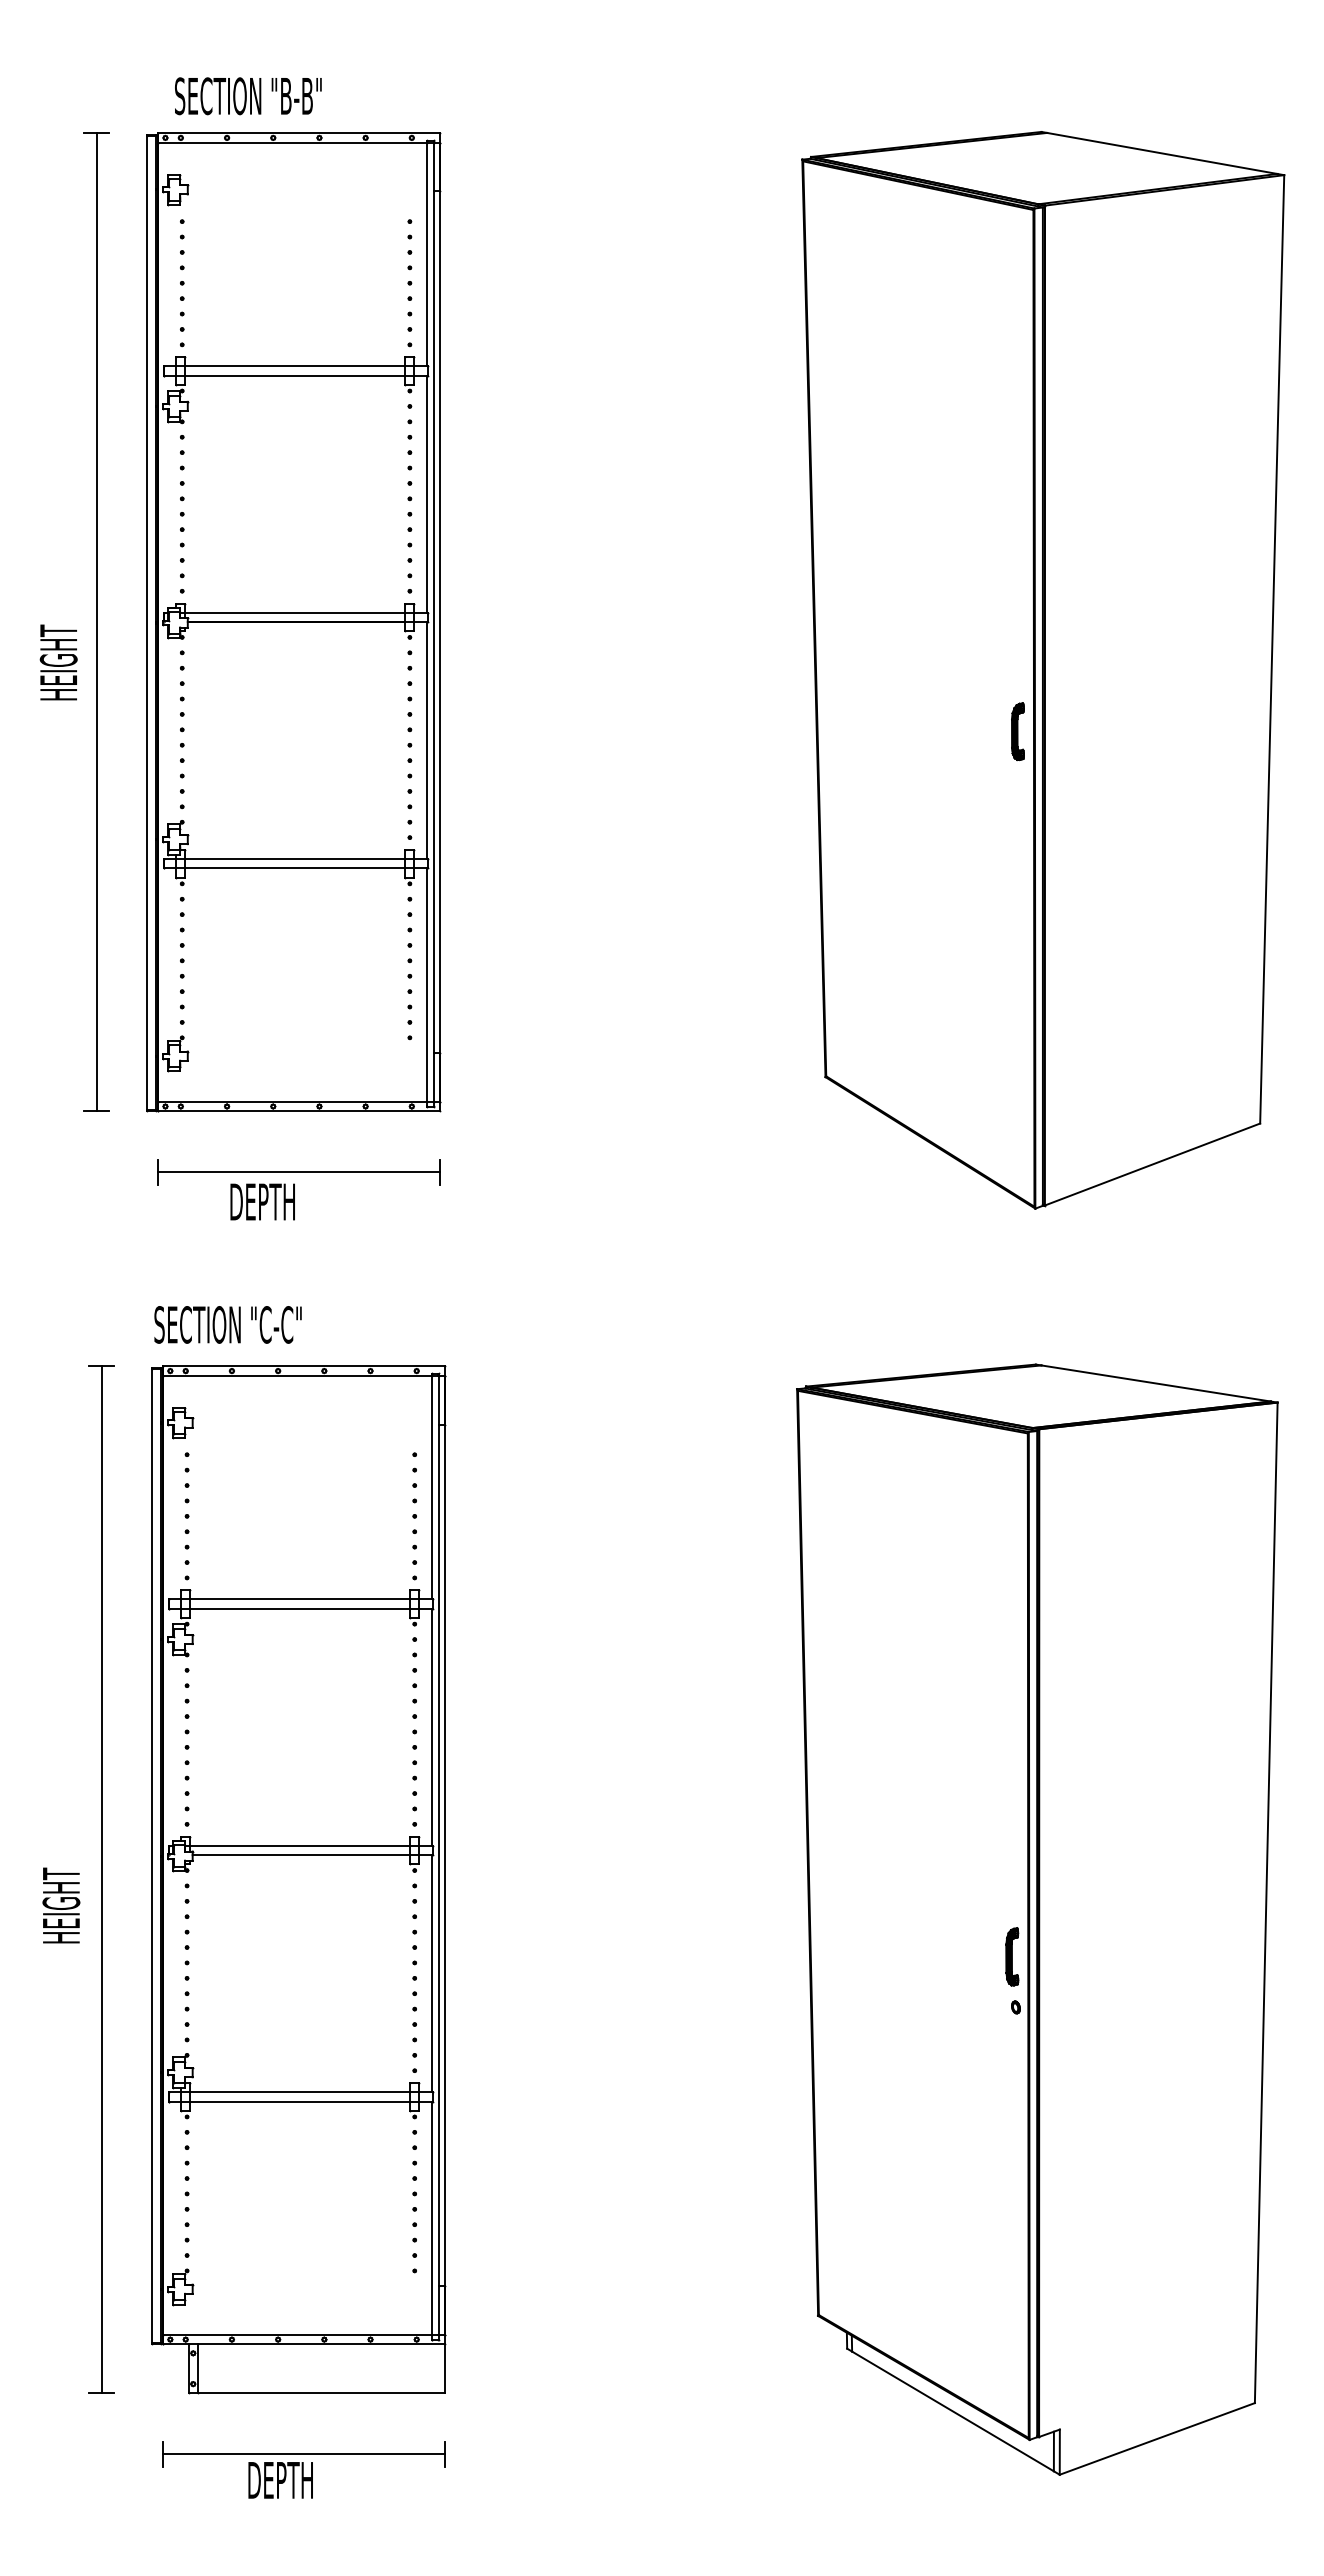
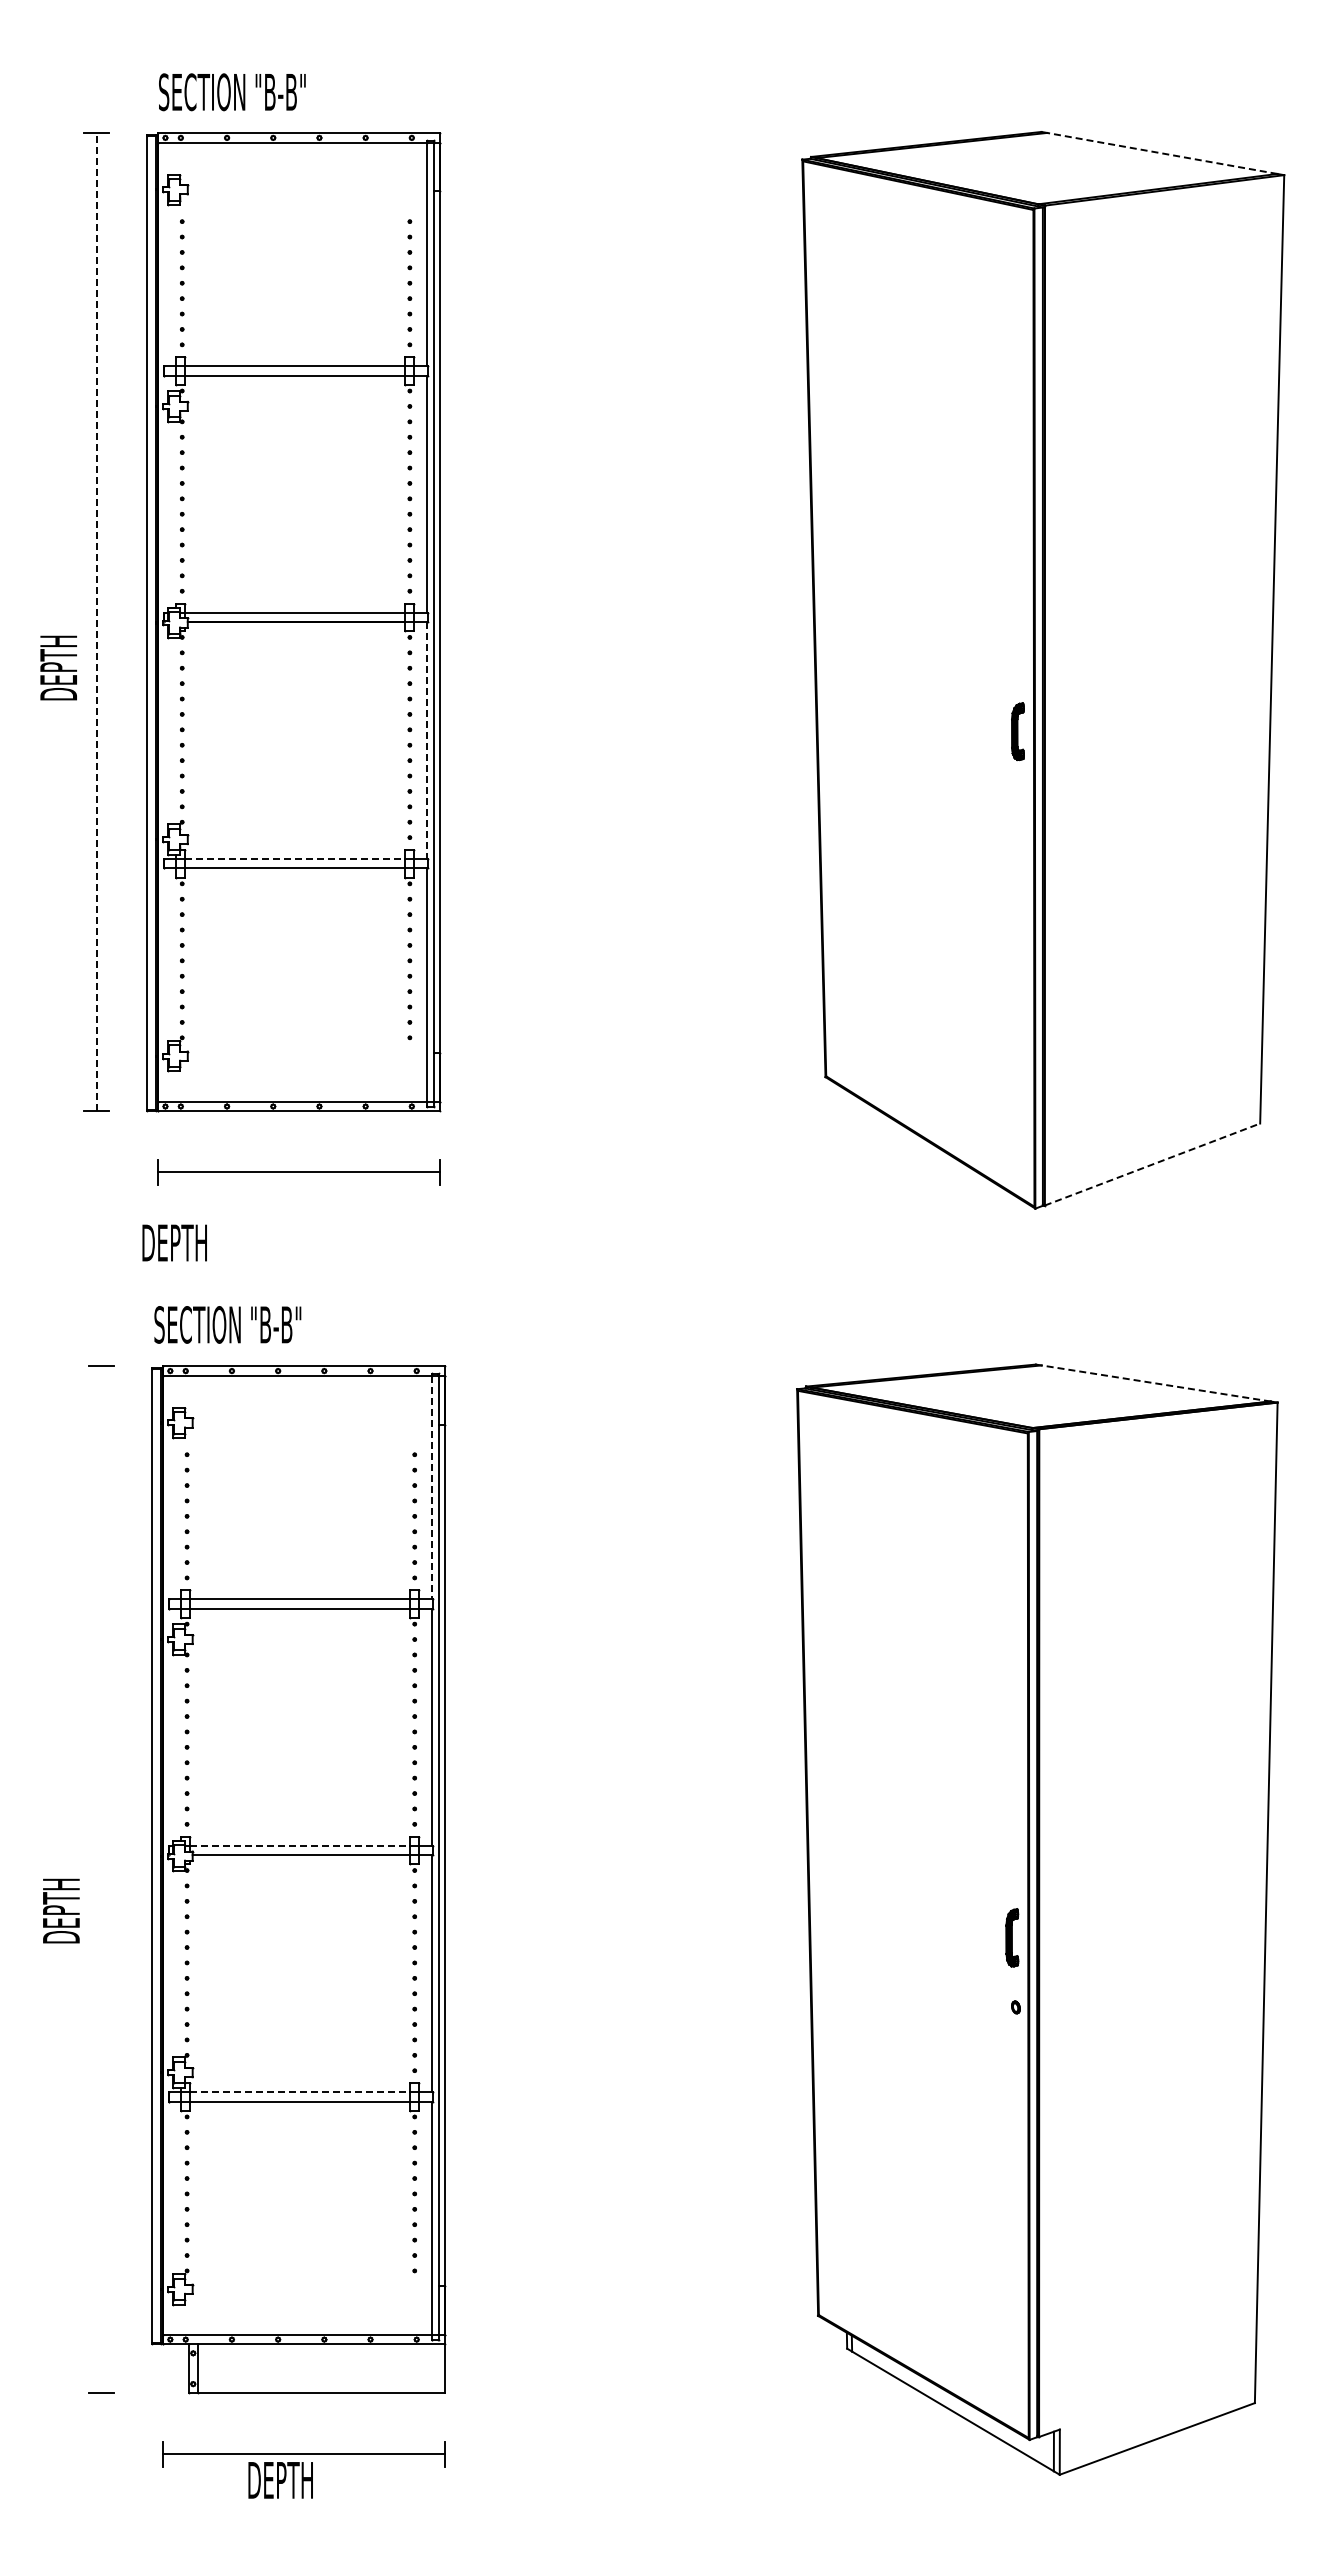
text position: (248, 96) -> (232, 92) (232, 92)
line: solid -> dashed (1162, 153)
line: solid -> dashed (96, 622)
text: HEIGHT -> DEPTH (58, 661)
line: solid -> dashed (427, 740)
line: solid -> dashed (295, 859)
line: solid -> dashed (1152, 1164)
text position: (262, 1201) -> (174, 1242) (174, 1242)
text: SECTION "C-C" -> SECTION "B-B" (280, 1324)
line: solid -> dashed (1155, 1383)
line: solid -> dashed (432, 1487)
line: solid -> dashed (300, 1845)
line: present -> none (101, 1879)
text: HEIGHT -> DEPTH (61, 1904)
part position: (1012, 1956) -> (1012, 1937) (1012, 1937)
line: solid -> dashed (300, 2092)
